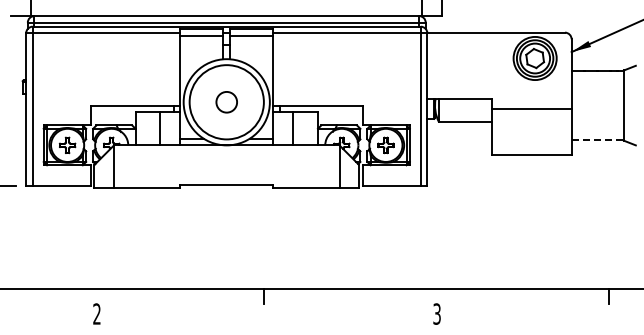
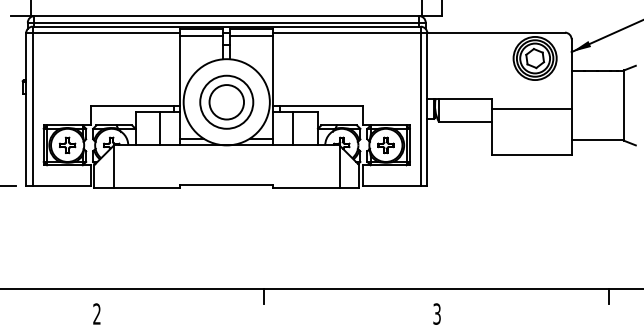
circle diameter: 21 px -> 34 px (226, 102)
circle diameter: 74 px -> 53 px (226, 101)
line: dashed -> solid (598, 140)
